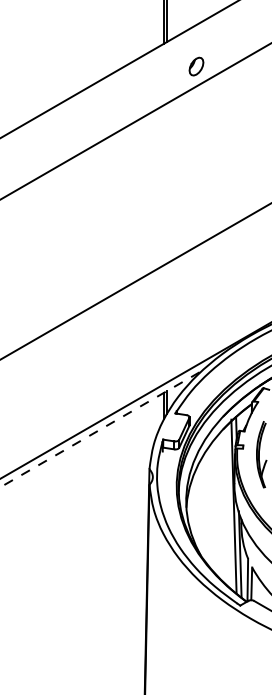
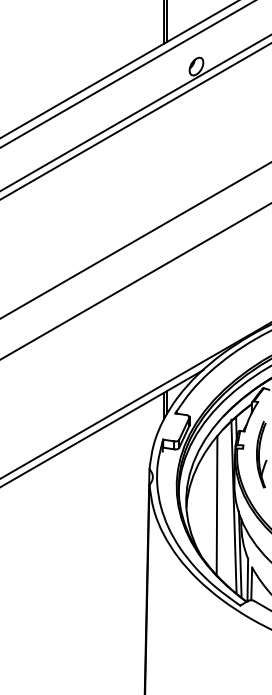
line: none -> present (127, 74)
line: none -> present (135, 113)
line: none -> present (135, 240)
line: dashed -> solid (102, 428)
line: none -> present (216, 505)
